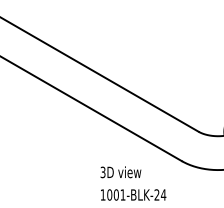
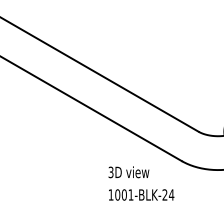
text position: (133, 183) -> (141, 183) (141, 183)
